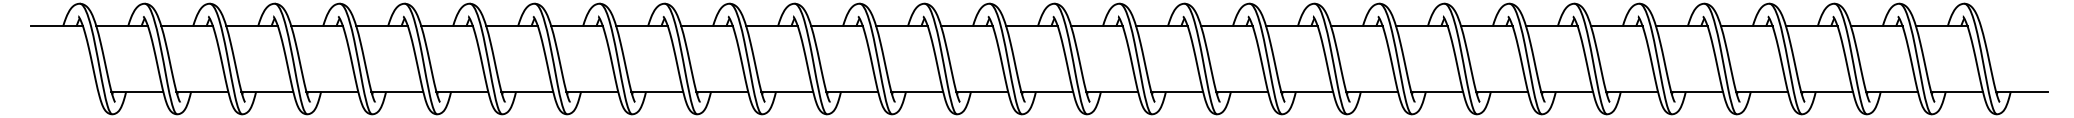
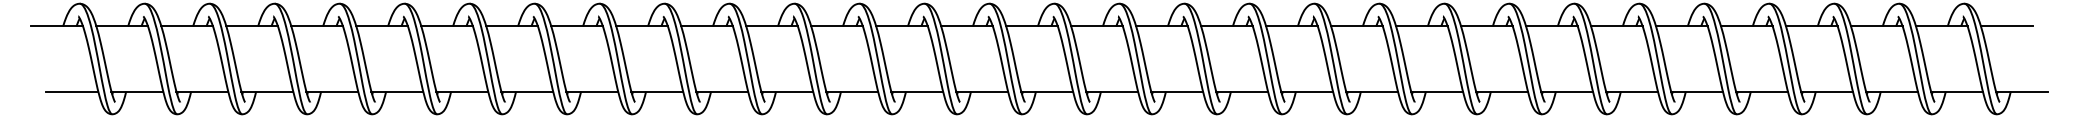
line: none -> present (2006, 26)
line: none -> present (72, 91)
